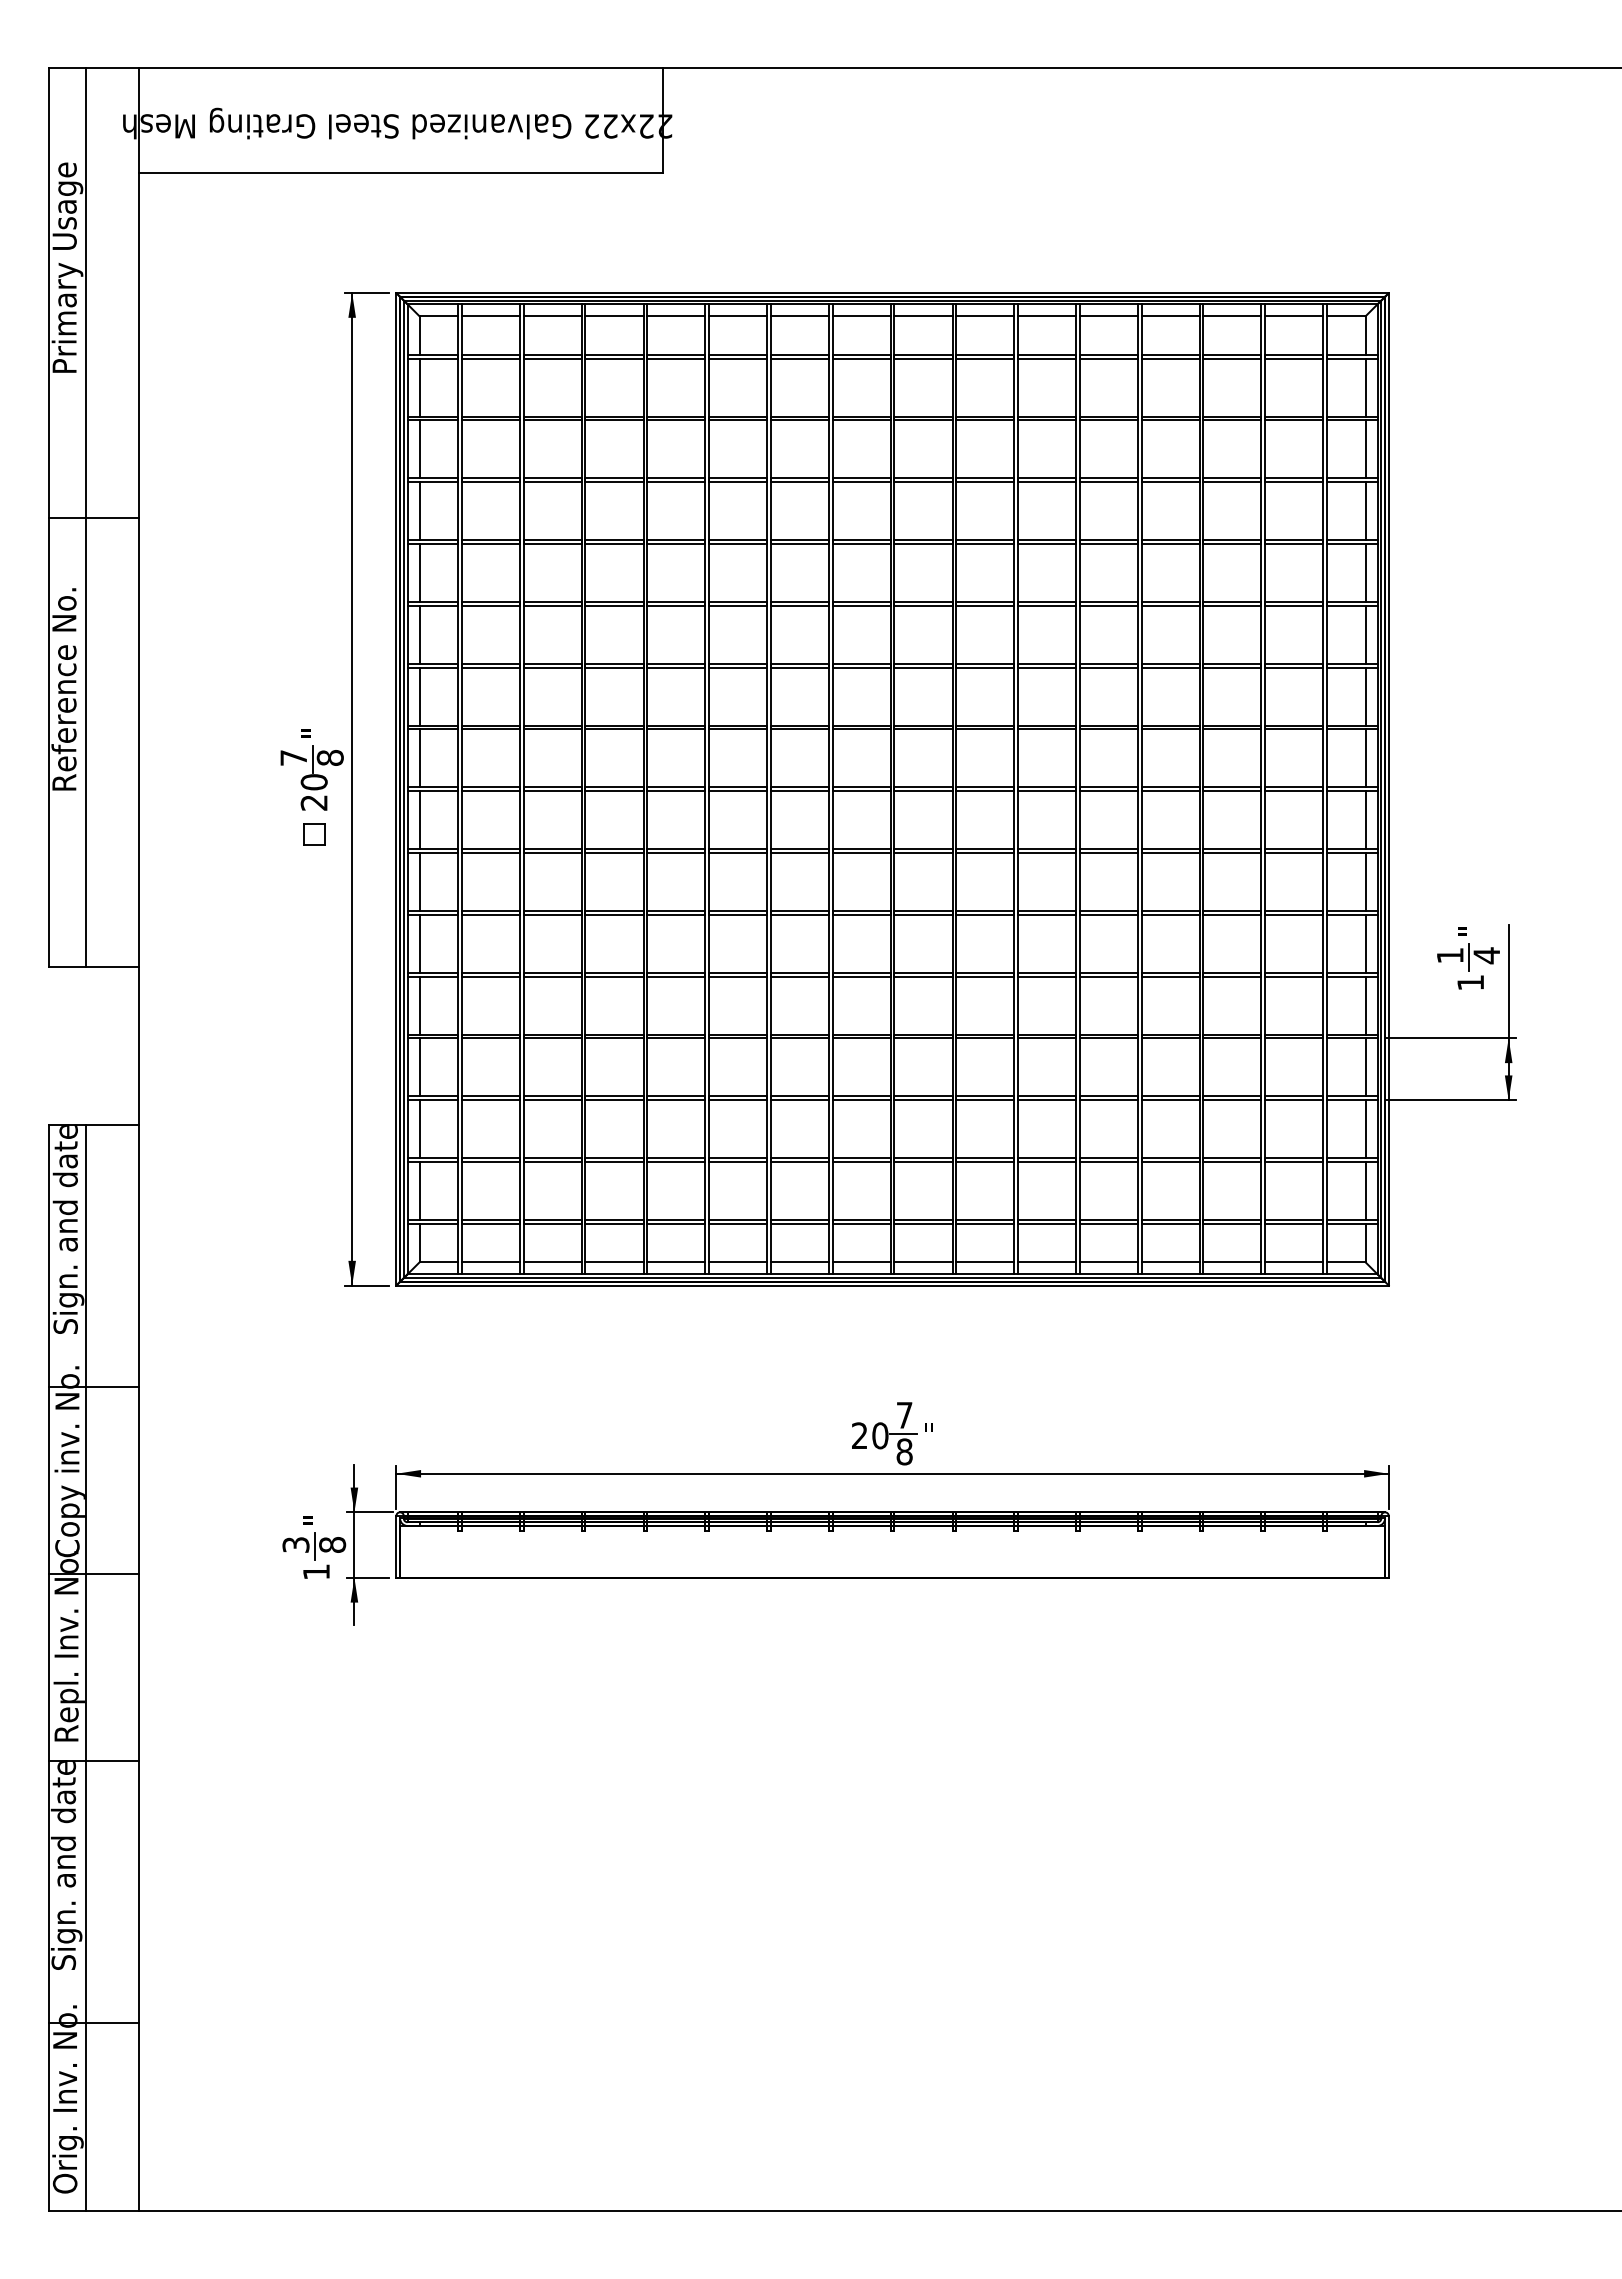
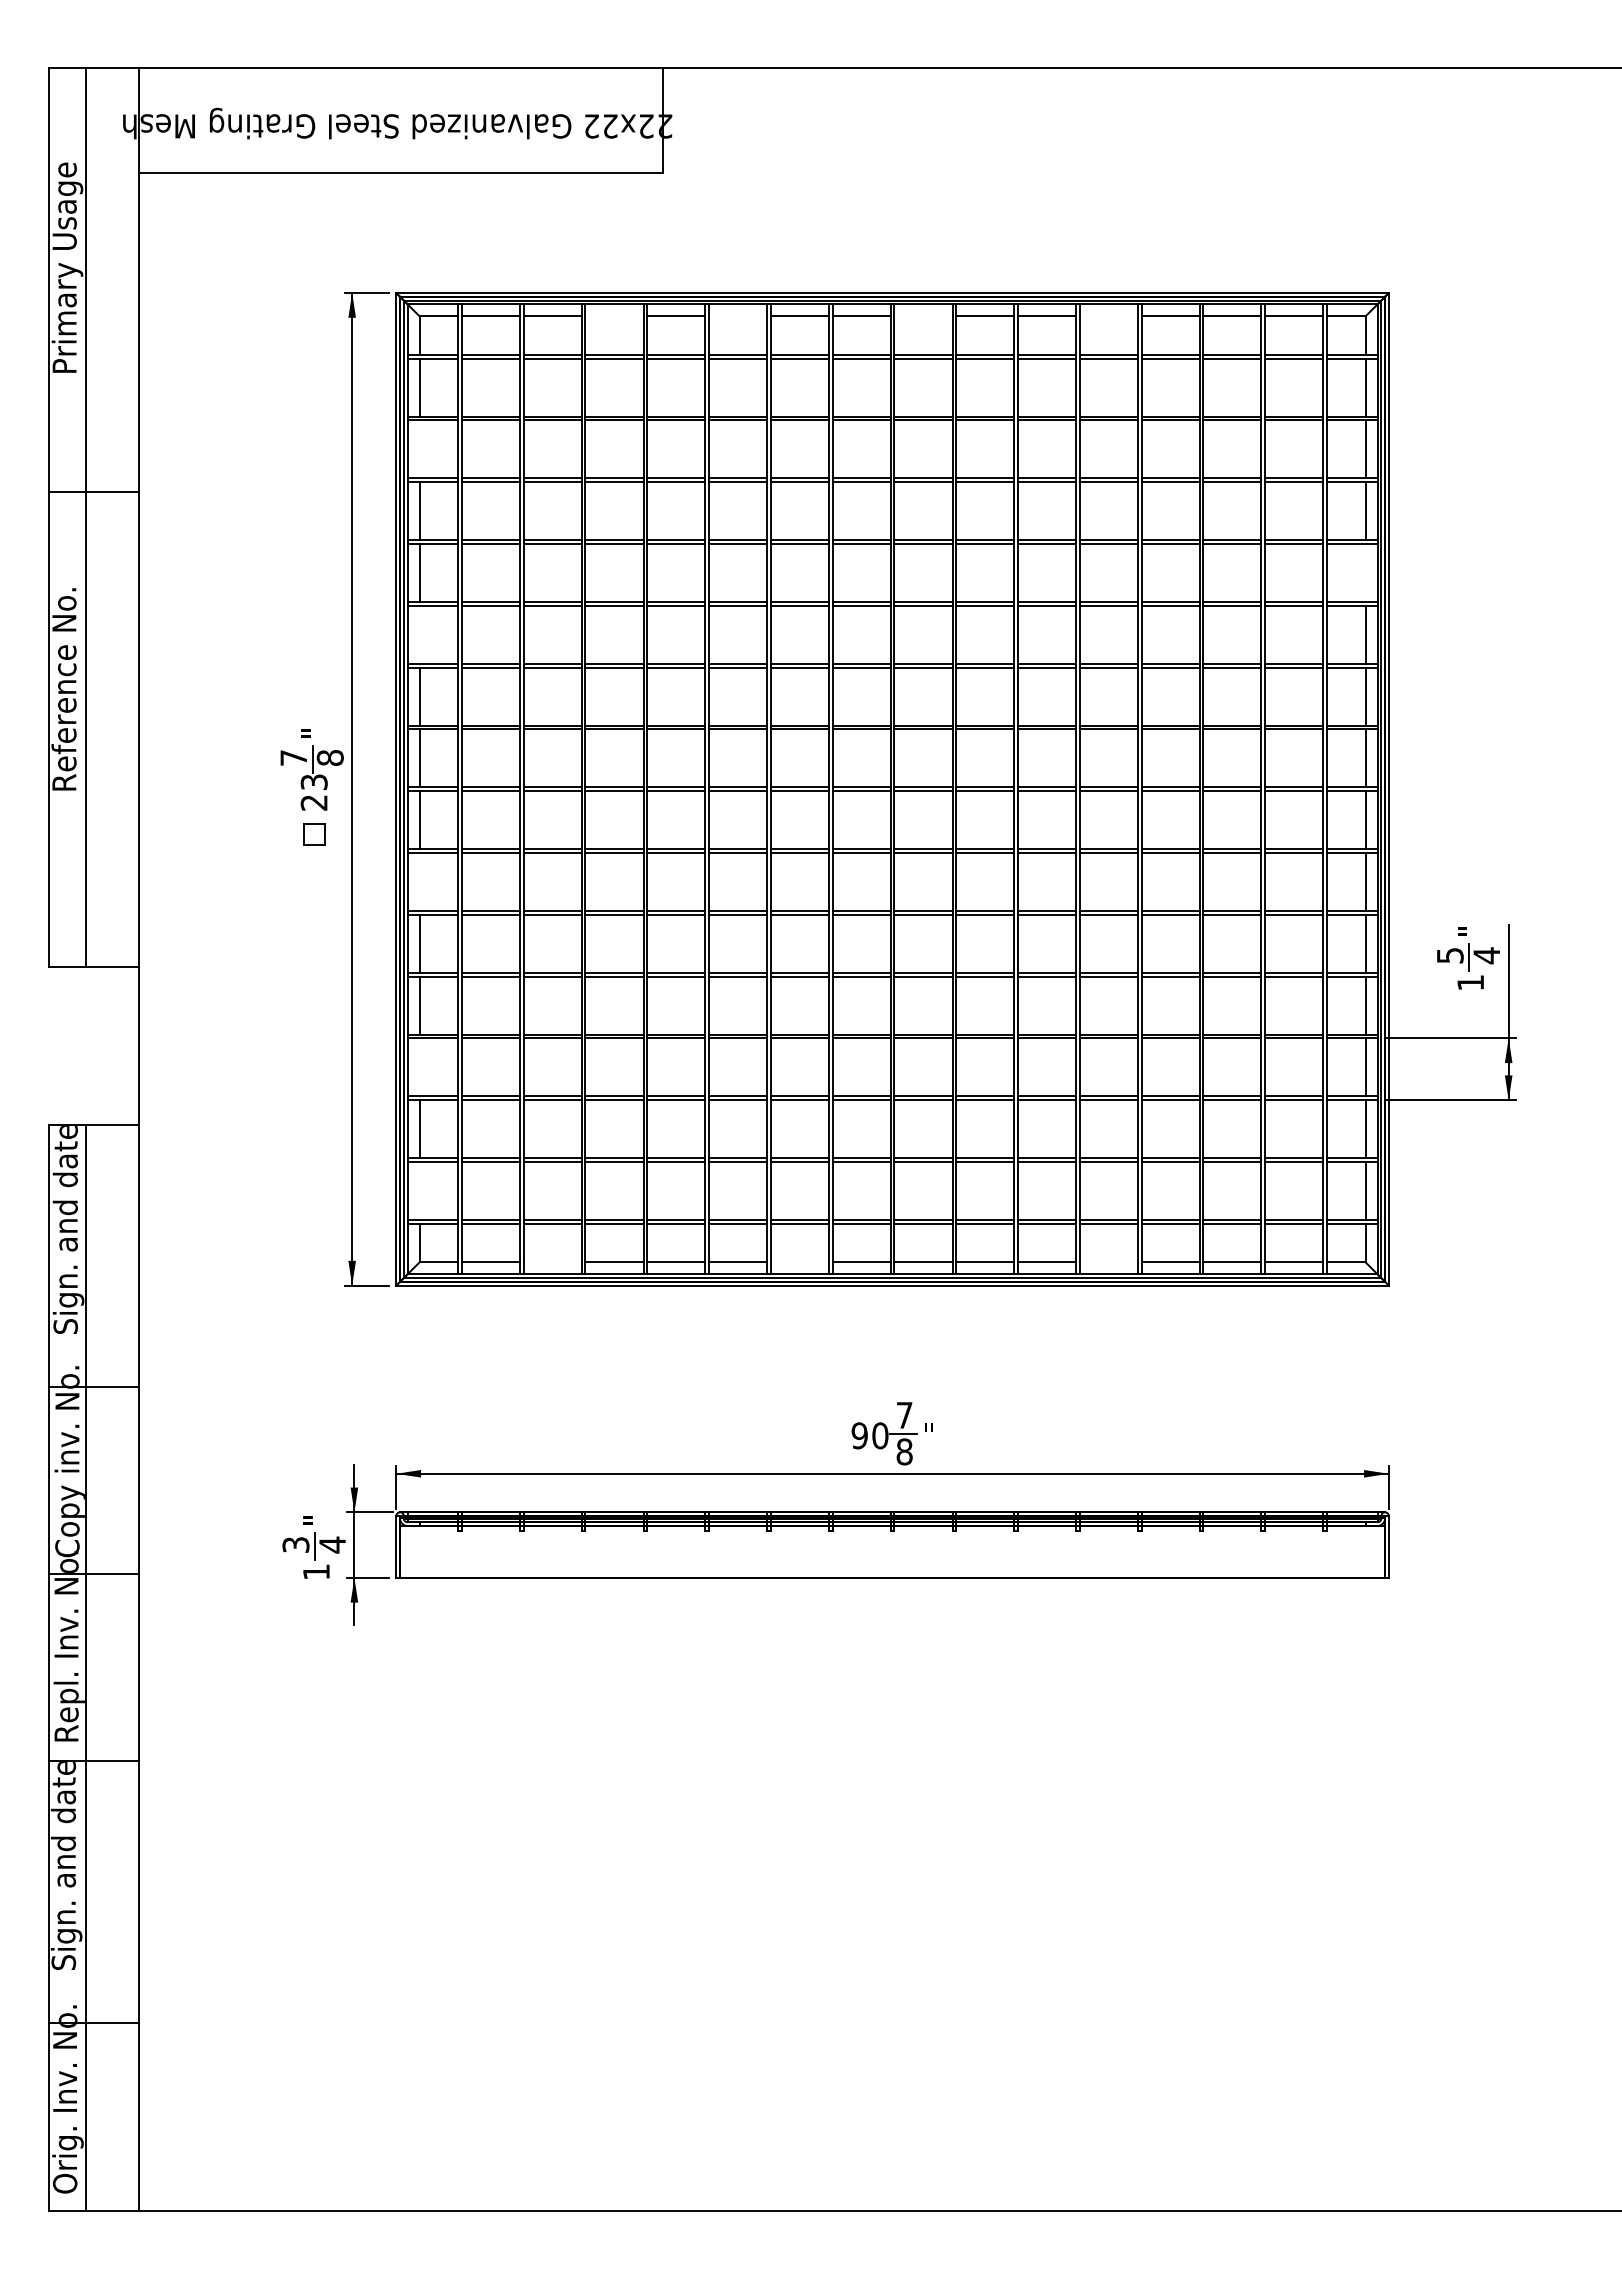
line: present -> none (614, 316)
line: present -> none (738, 316)
line: present -> none (923, 316)
line: present -> none (1108, 316)
line: present -> none (419, 449)
line position: (93, 517) -> (93, 491) (93, 491)
line: present -> none (1365, 573)
line: present -> none (419, 634)
text: 20 -> 23 (313, 782)
line: present -> none (419, 882)
text: 1 -> 5 (1450, 955)
line: present -> none (419, 1067)
line: present -> none (419, 1190)
line: present -> none (552, 1262)
line: present -> none (799, 1262)
line: present -> none (1108, 1262)
text: 20 -> 90 (859, 1435)
text: 8 -> 4 (332, 1544)
